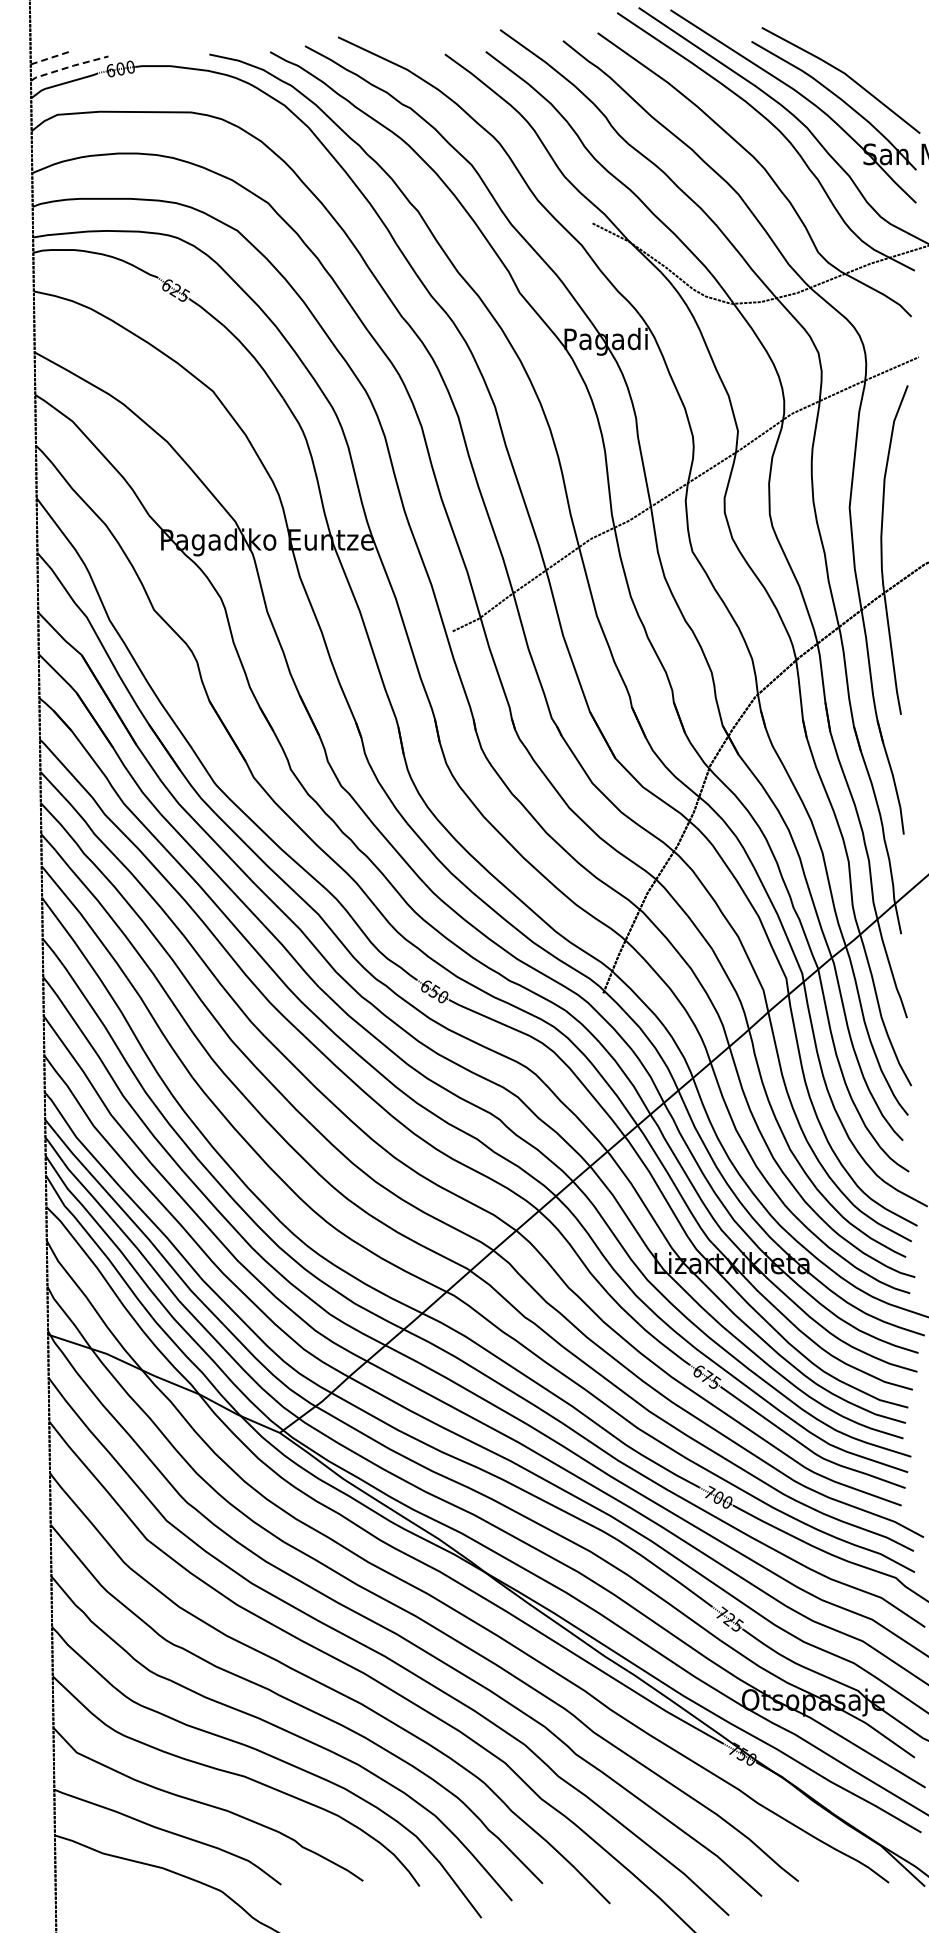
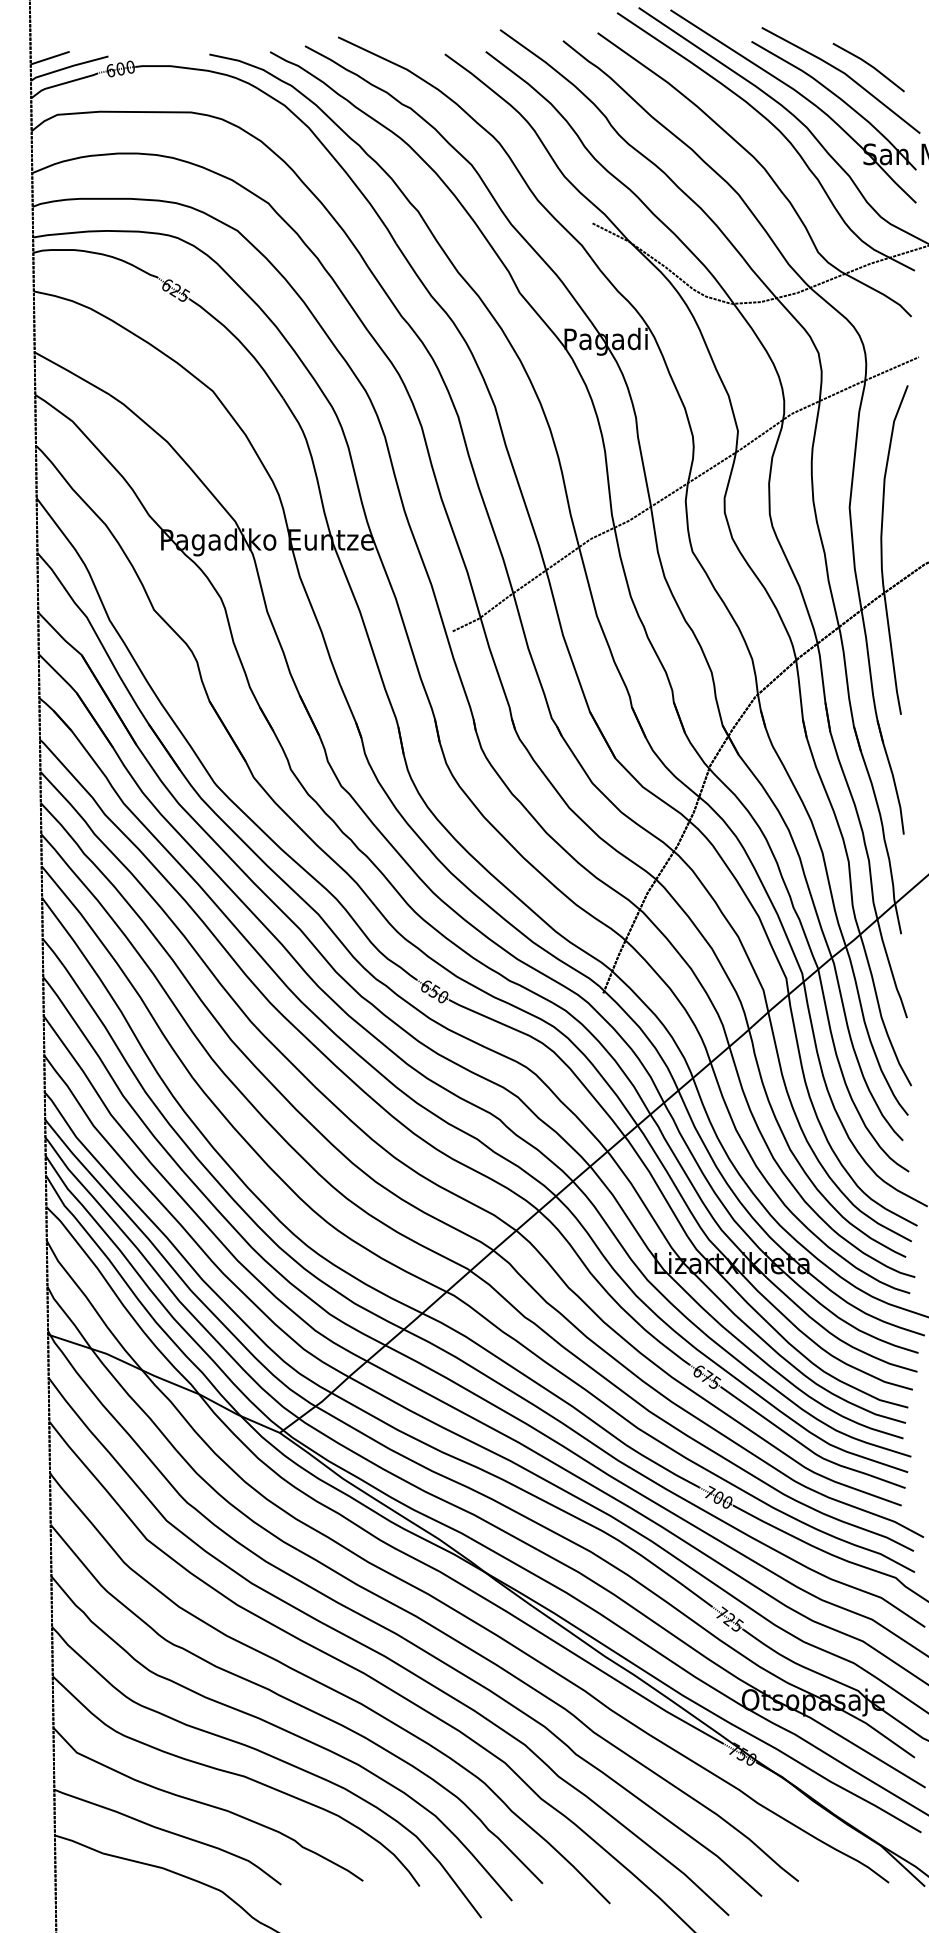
line: dashed -> solid (50, 57)
line: none -> present (868, 65)
line: dashed -> solid (68, 67)
